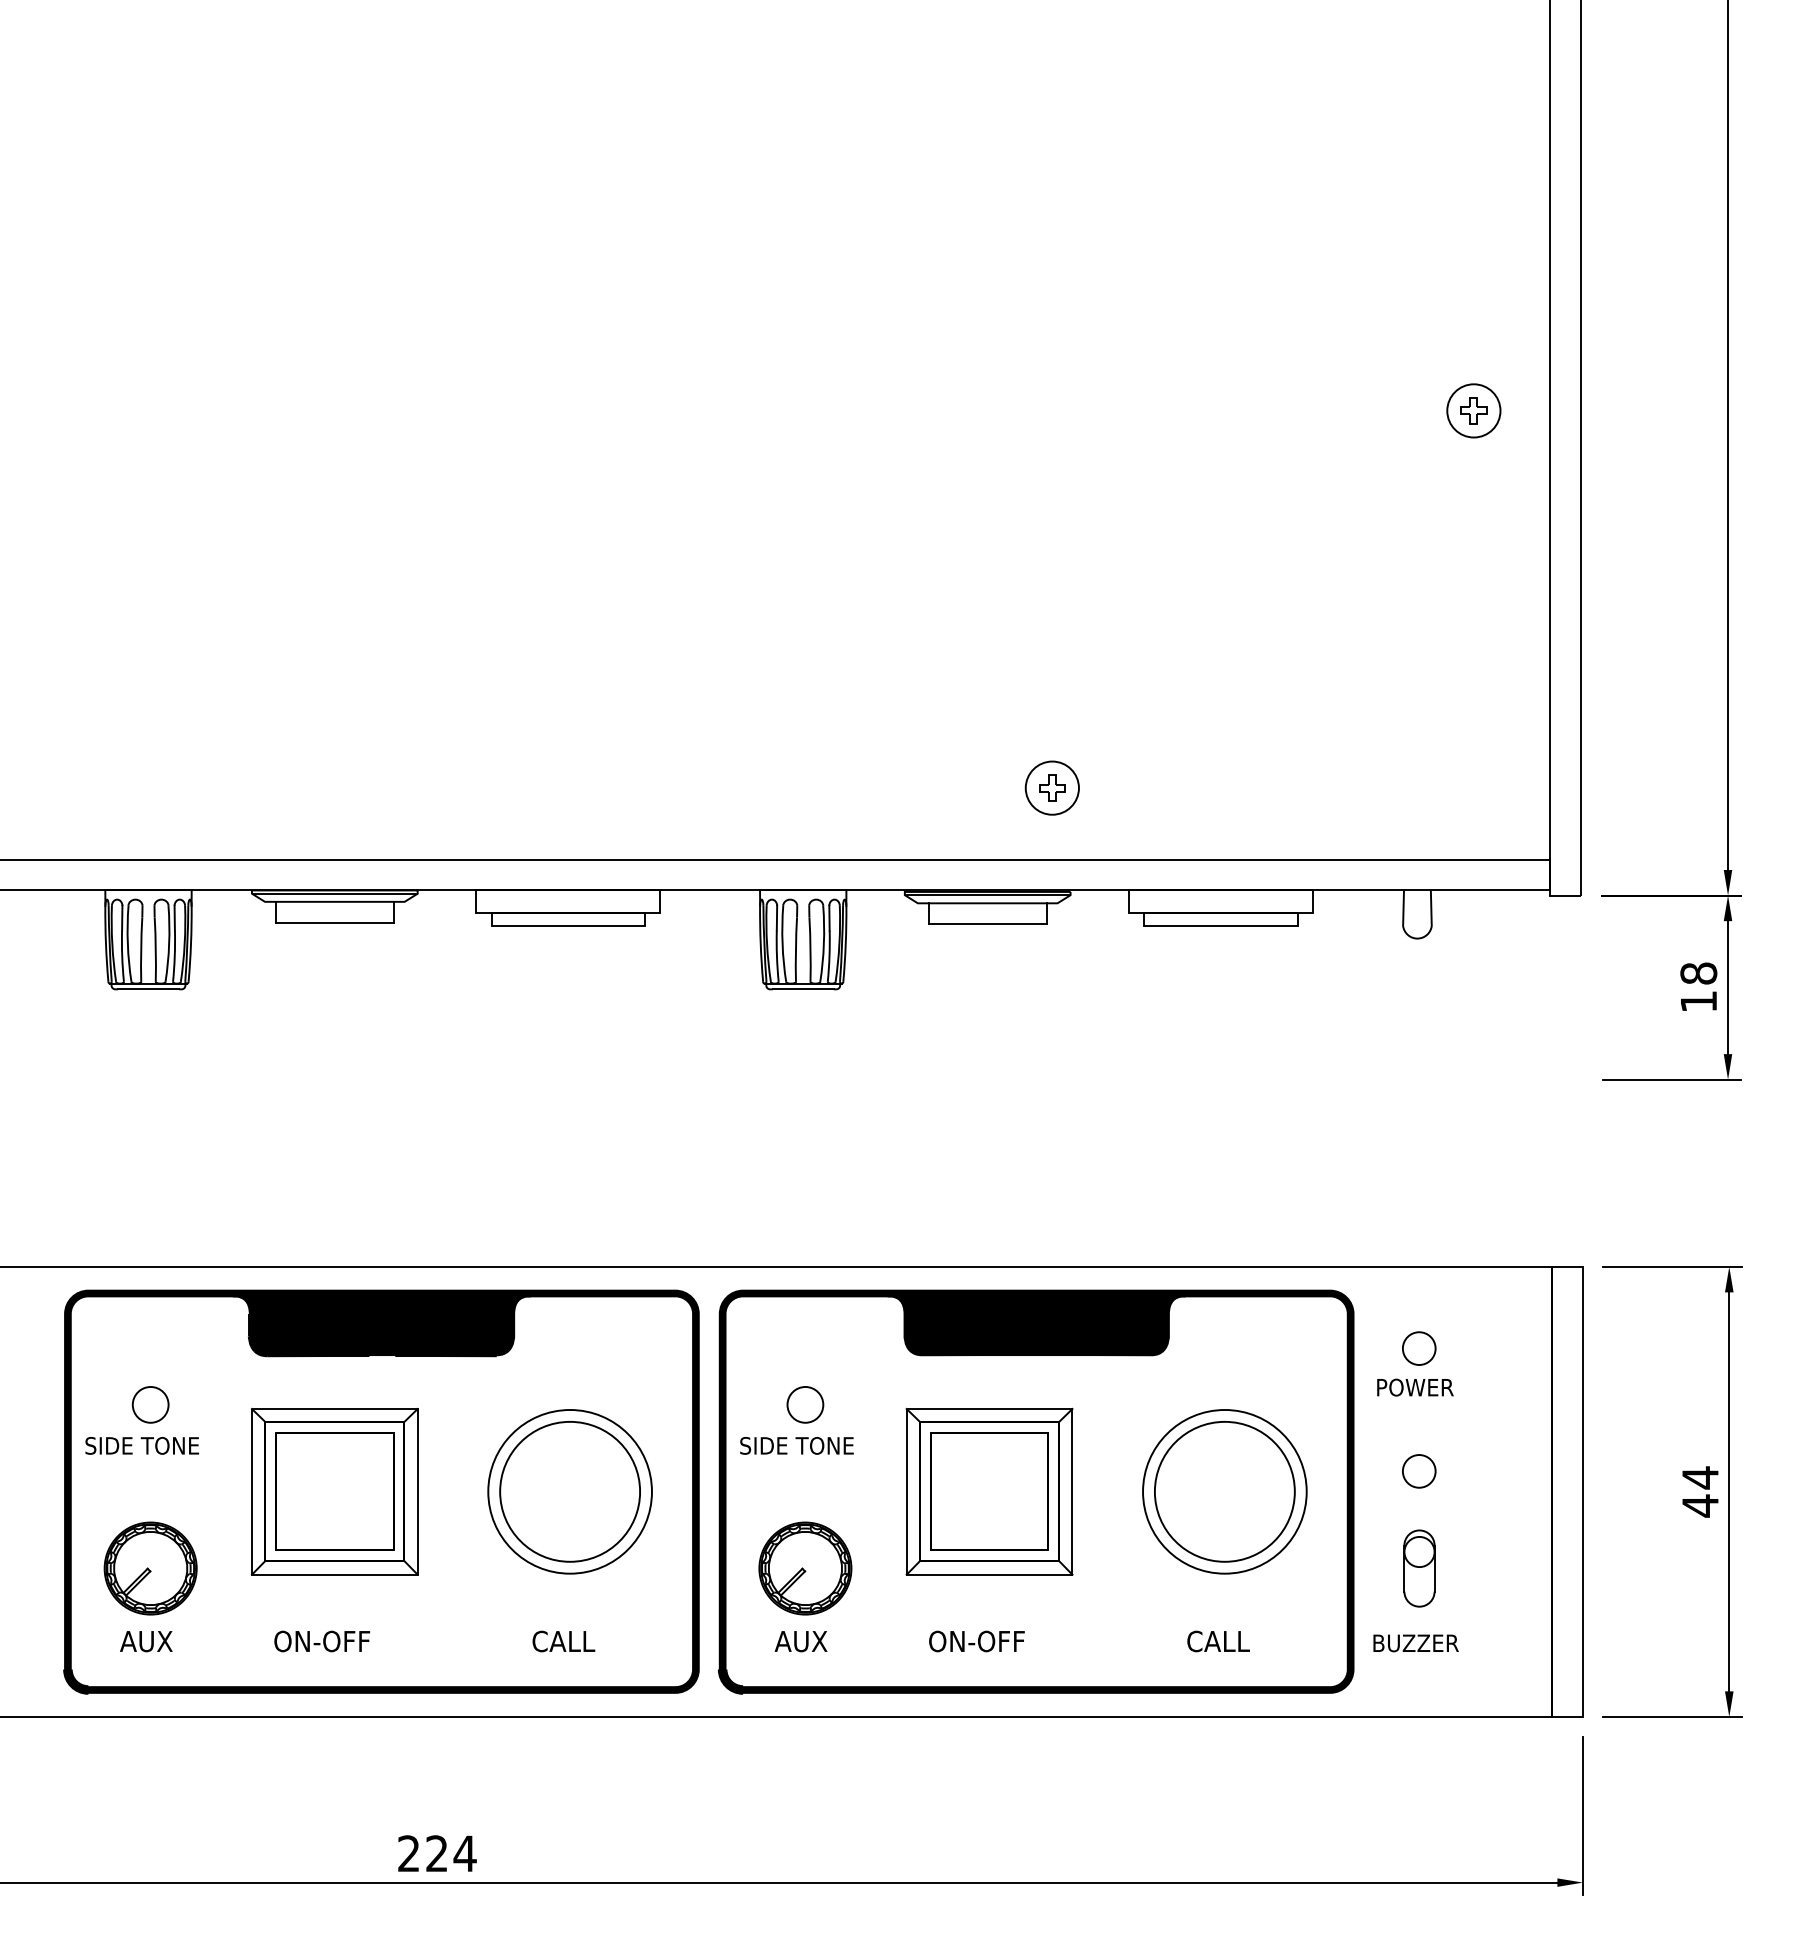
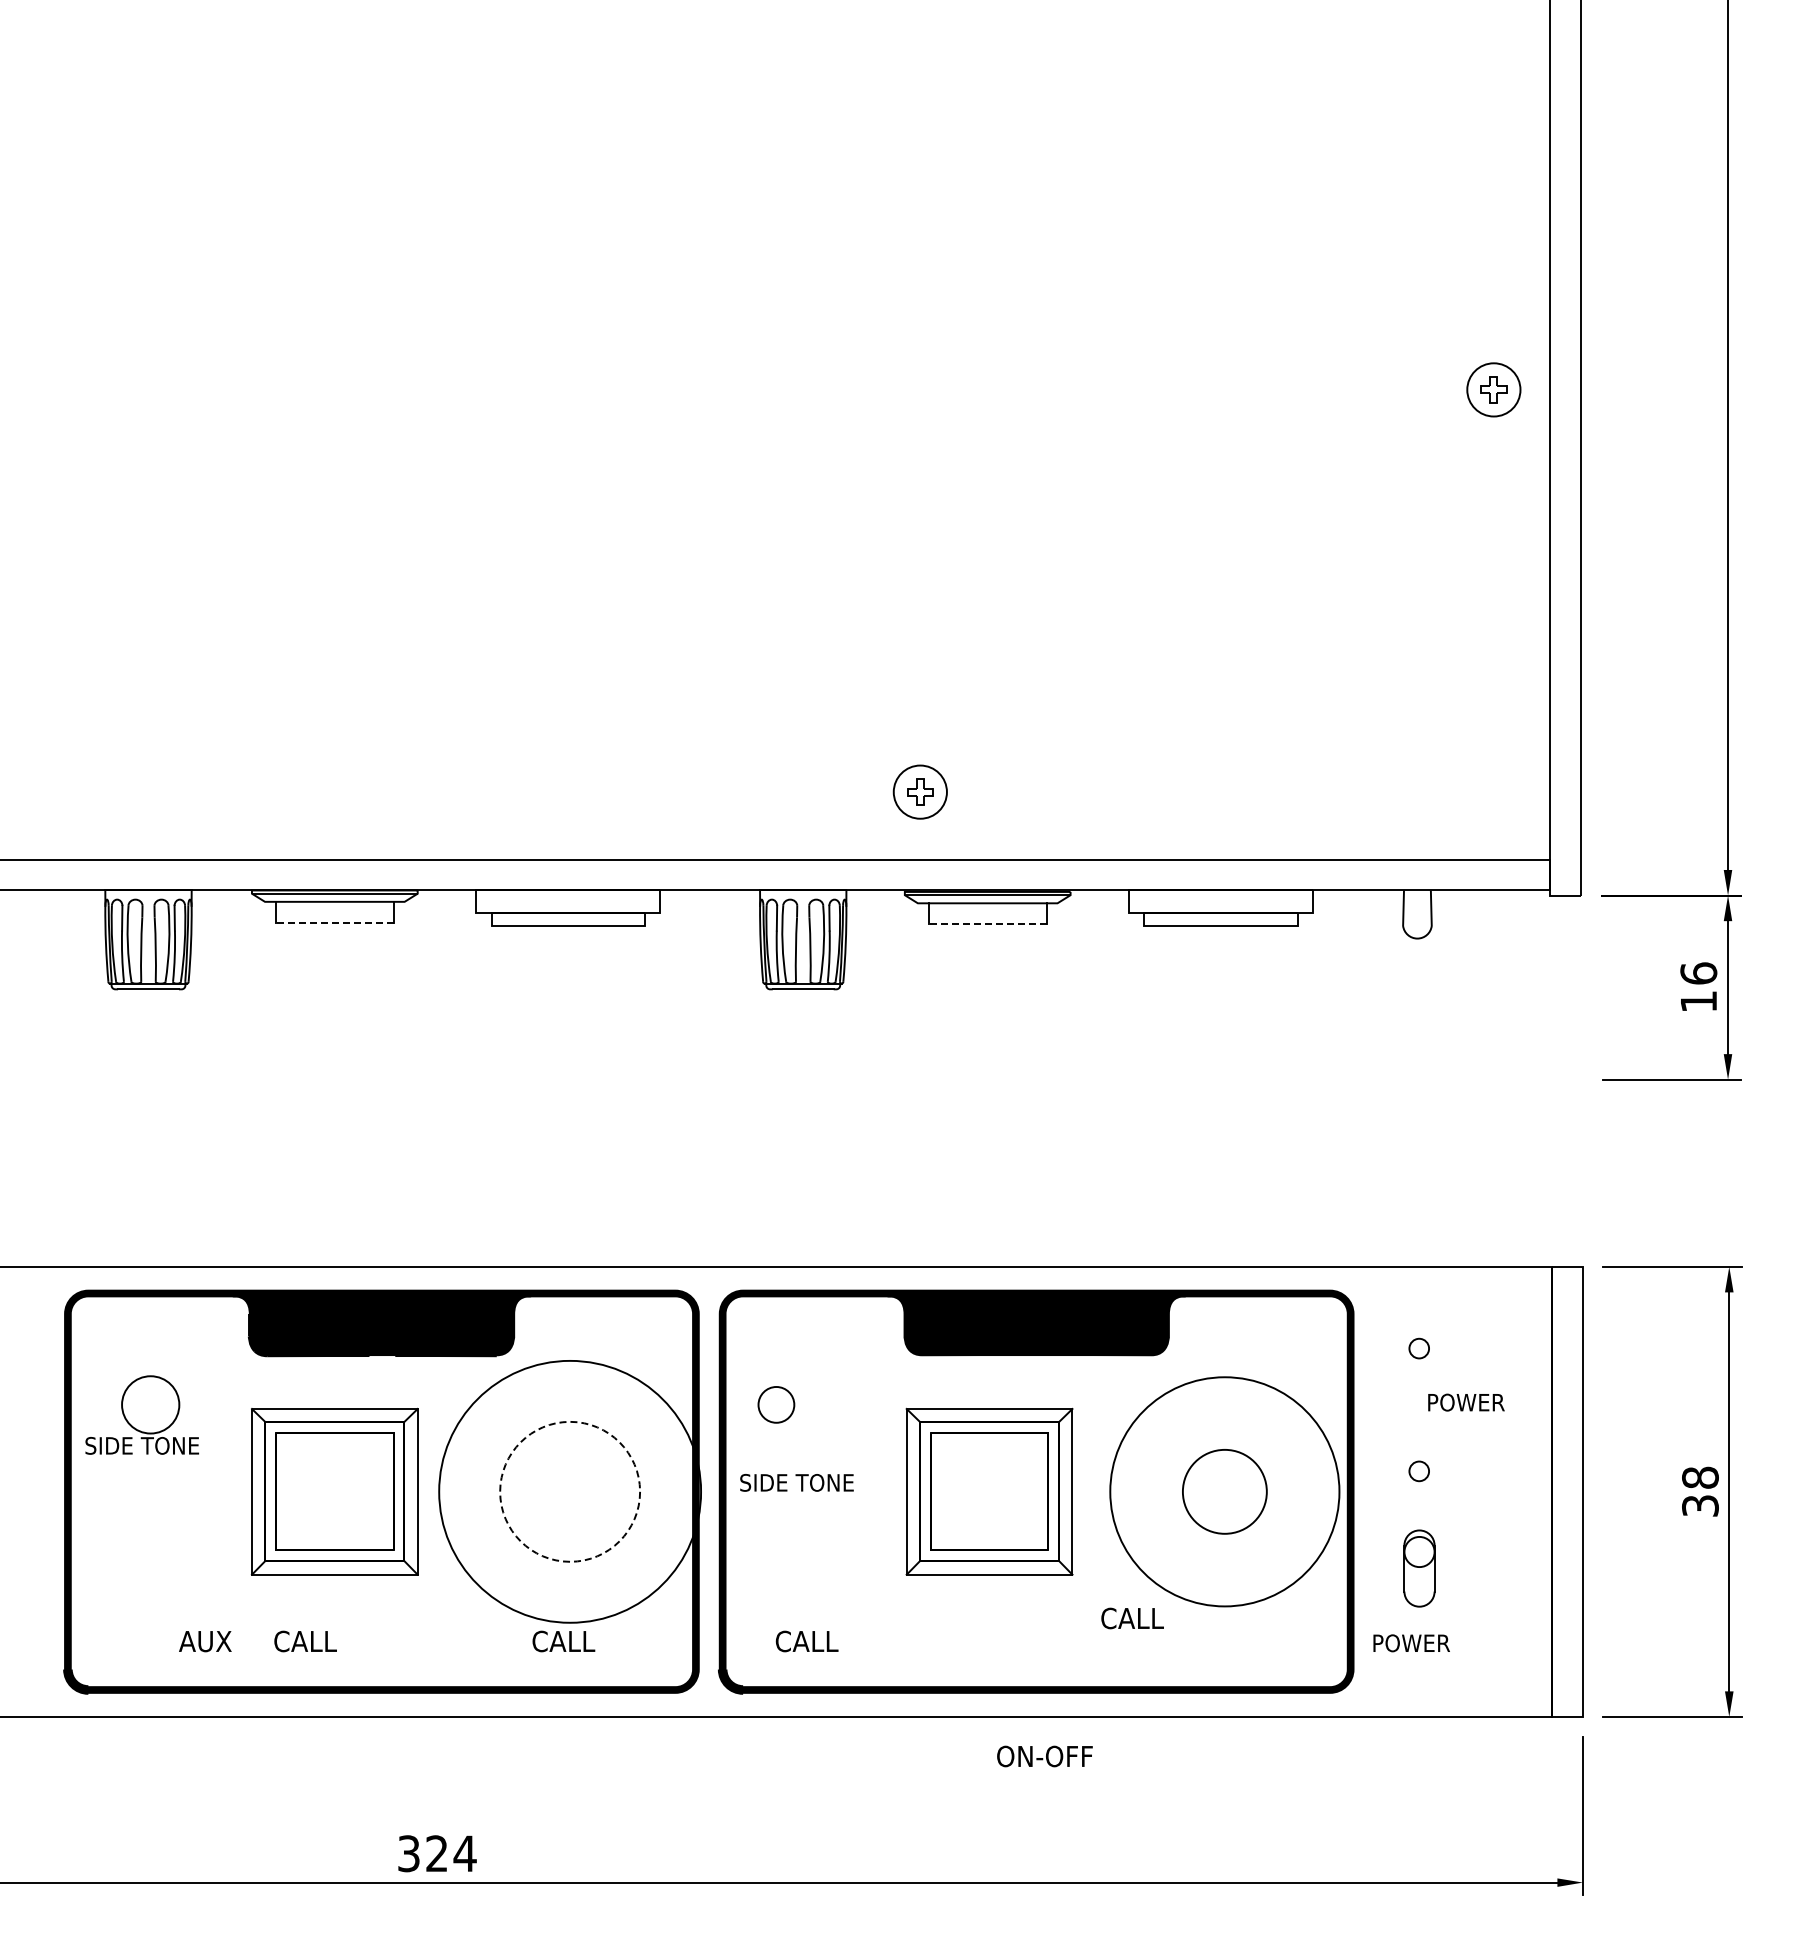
part position: (1473, 410) -> (1493, 389) (1493, 389)
part position: (1051, 787) -> (919, 791) (919, 791)
line: solid -> dashed (334, 922)
line: solid -> dashed (987, 924)
text: 18 -> 16 (1698, 973)
circle diameter: 33 px -> 20 px (1419, 1348)
text position: (1415, 1387) -> (1466, 1402) (1466, 1402)
circle diameter: 36 px -> 57 px (150, 1404)
circle position: (805, 1404) -> (776, 1404) (776, 1404)
text position: (796, 1445) -> (796, 1482) (796, 1482)
circle diameter: 33 px -> 20 px (1419, 1471)
circle diameter: 164 px -> 262 px (570, 1491)
circle: solid -> dashed (570, 1491)
circle diameter: 140 px -> 84 px (1224, 1491)
circle diameter: 164 px -> 229 px (1224, 1491)
text: 44 -> 38 (1700, 1491)
part: present -> none (150, 1568)
part: present -> none (805, 1568)
text position: (146, 1641) -> (205, 1641) (205, 1641)
text: ON-OFF -> CALL (325, 1641)
text: AUX -> CALL (806, 1641)
text position: (976, 1641) -> (1044, 1756) (1044, 1756)
text position: (1218, 1641) -> (1132, 1618) (1132, 1618)
text: BUZZER -> POWER (1416, 1643)
text: 224 -> 324 (408, 1853)
